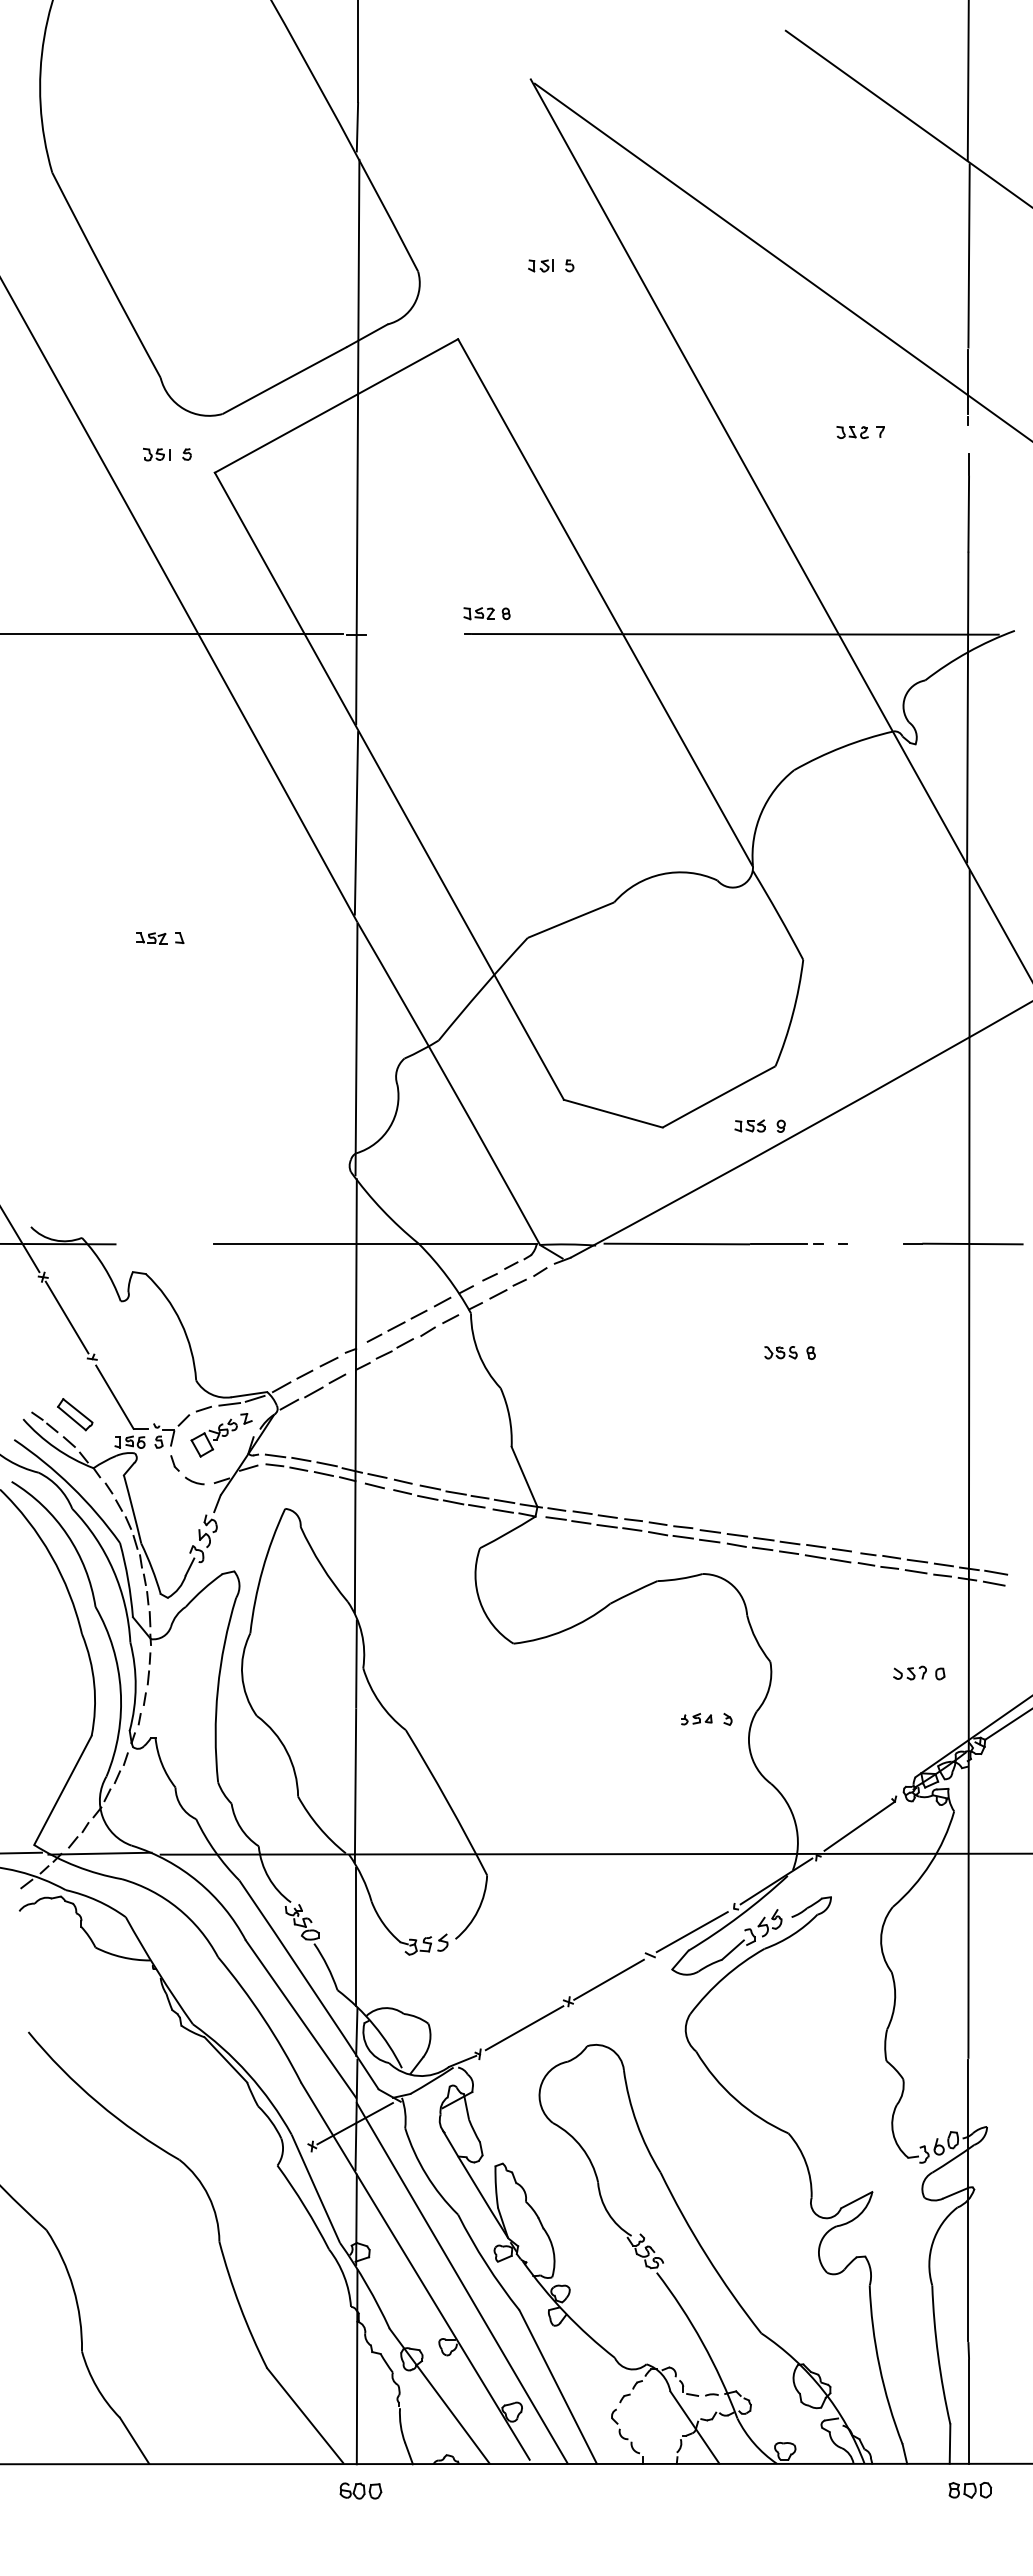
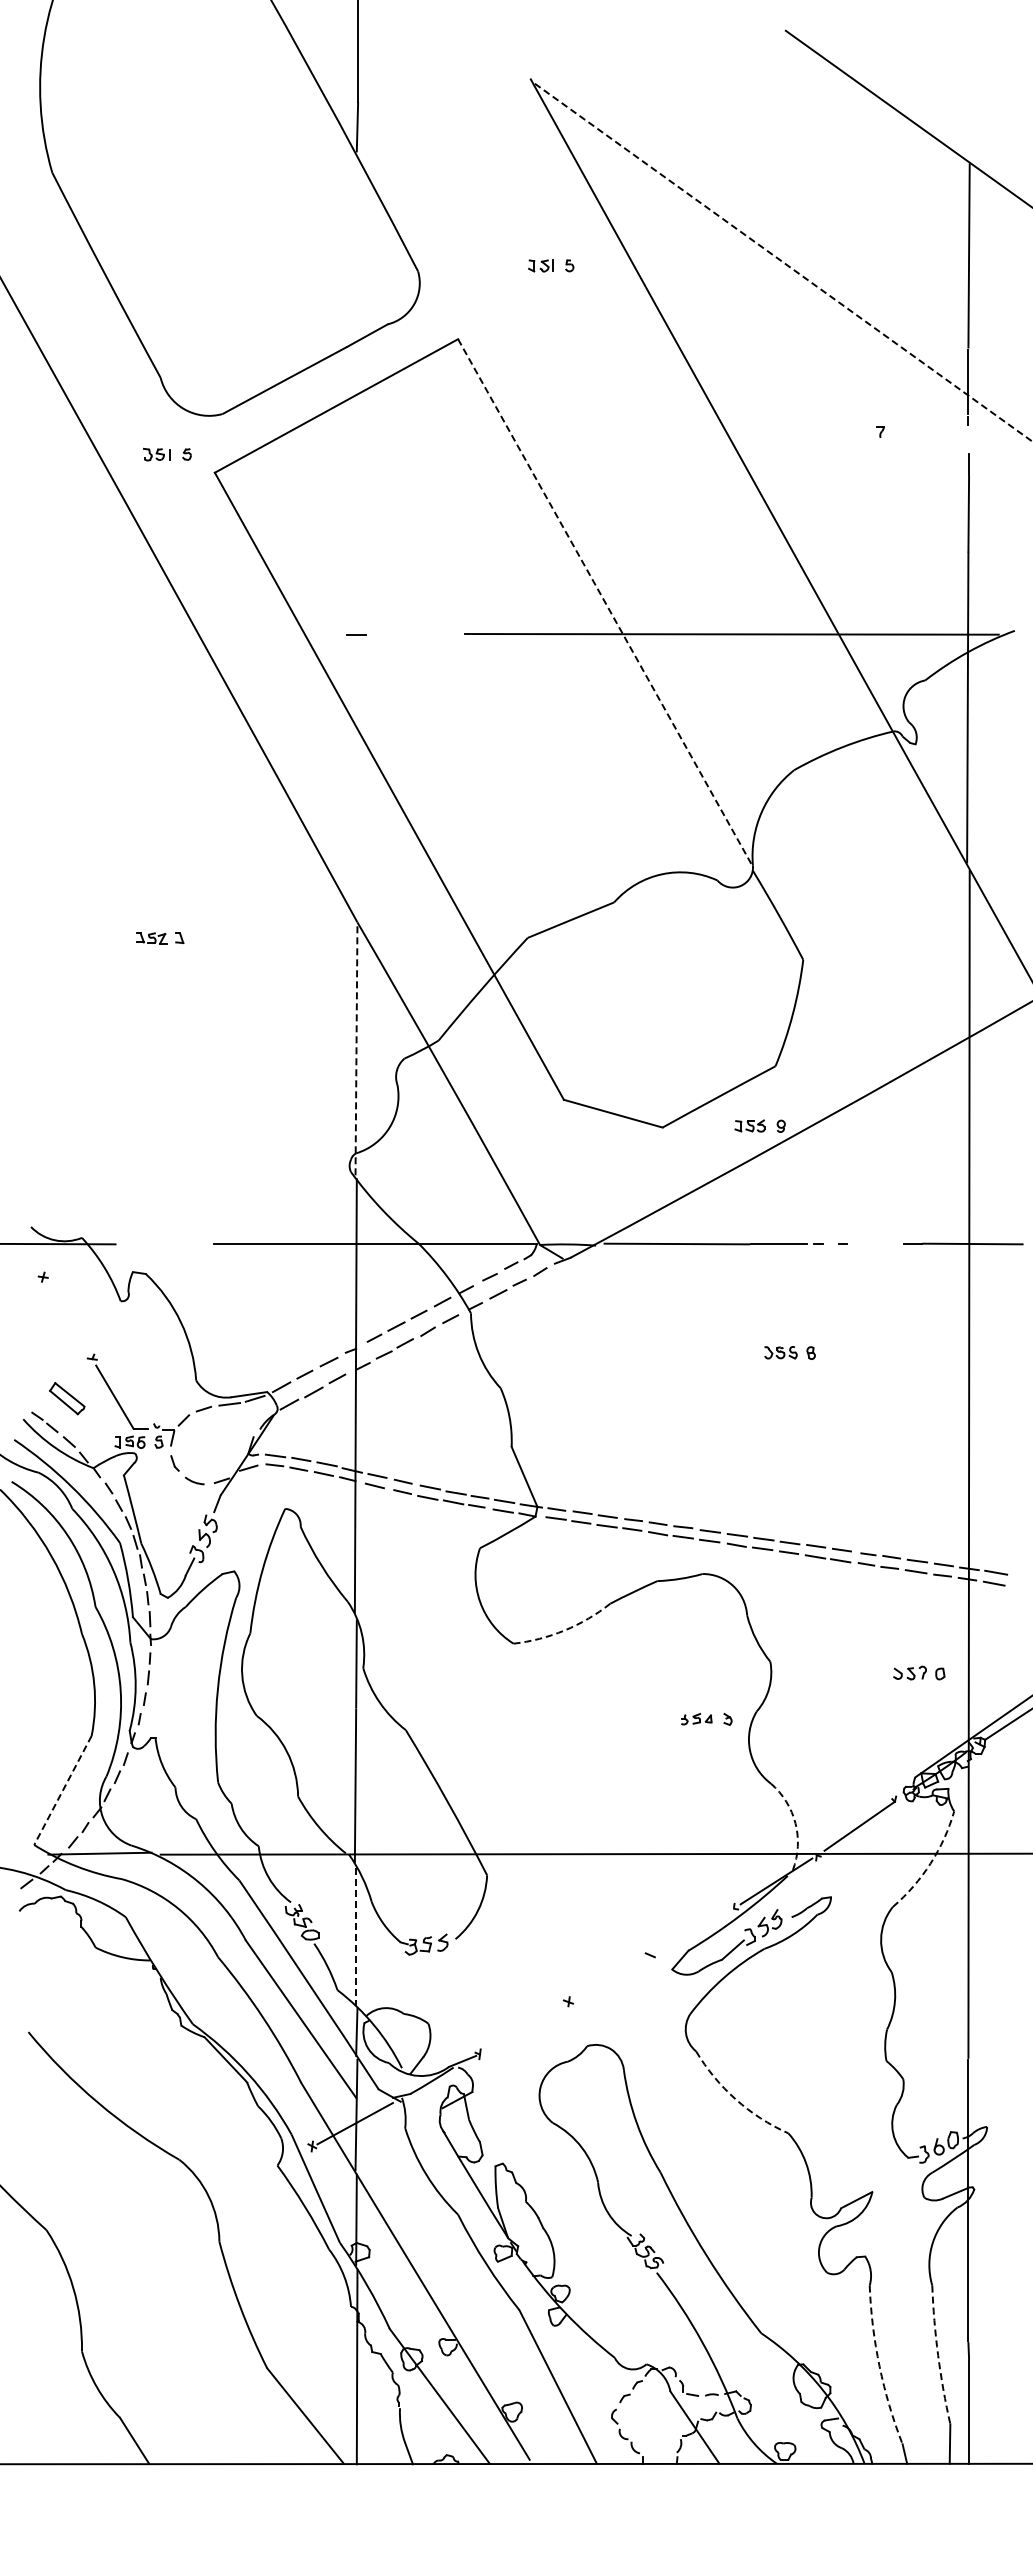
line: present -> none (967, 81)
line: solid -> dashed (784, 262)
part: present -> none (852, 432)
line: present -> none (357, 441)
line: solid -> dashed (605, 602)
part: present -> none (486, 613)
line: present -> none (172, 634)
line: present -> none (356, 823)
line: solid -> dashed (356, 1049)
line: present -> none (20, 1240)
line: present -> none (66, 1317)
part position: (75, 1414) -> (67, 1398) (67, 1398)
part: present -> none (221, 1435)
arc: solid -> dashed (564, 1630)
line: solid -> dashed (62, 1790)
arc: solid -> dashed (795, 1823)
line: present -> none (21, 1852)
arc: solid -> dashed (930, 1863)
line: present -> none (691, 1932)
line: solid -> dashed (356, 1936)
line: present -> none (608, 1979)
line: present -> none (524, 2028)
arc: solid -> dashed (735, 2099)
line: present -> none (461, 2283)
arc: solid -> dashed (938, 2355)
arc: solid -> dashed (879, 2366)
part: present -> none (360, 2490)
part: present -> none (970, 2490)
